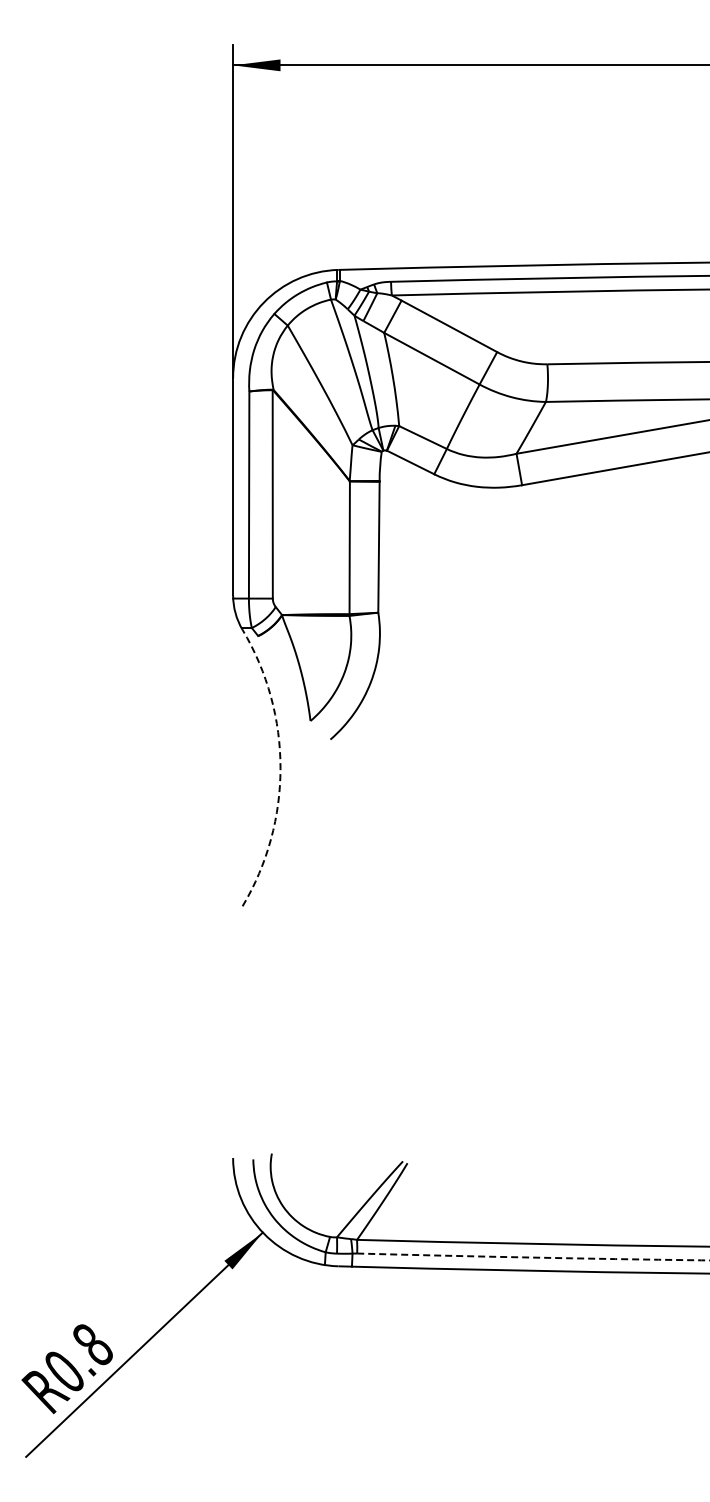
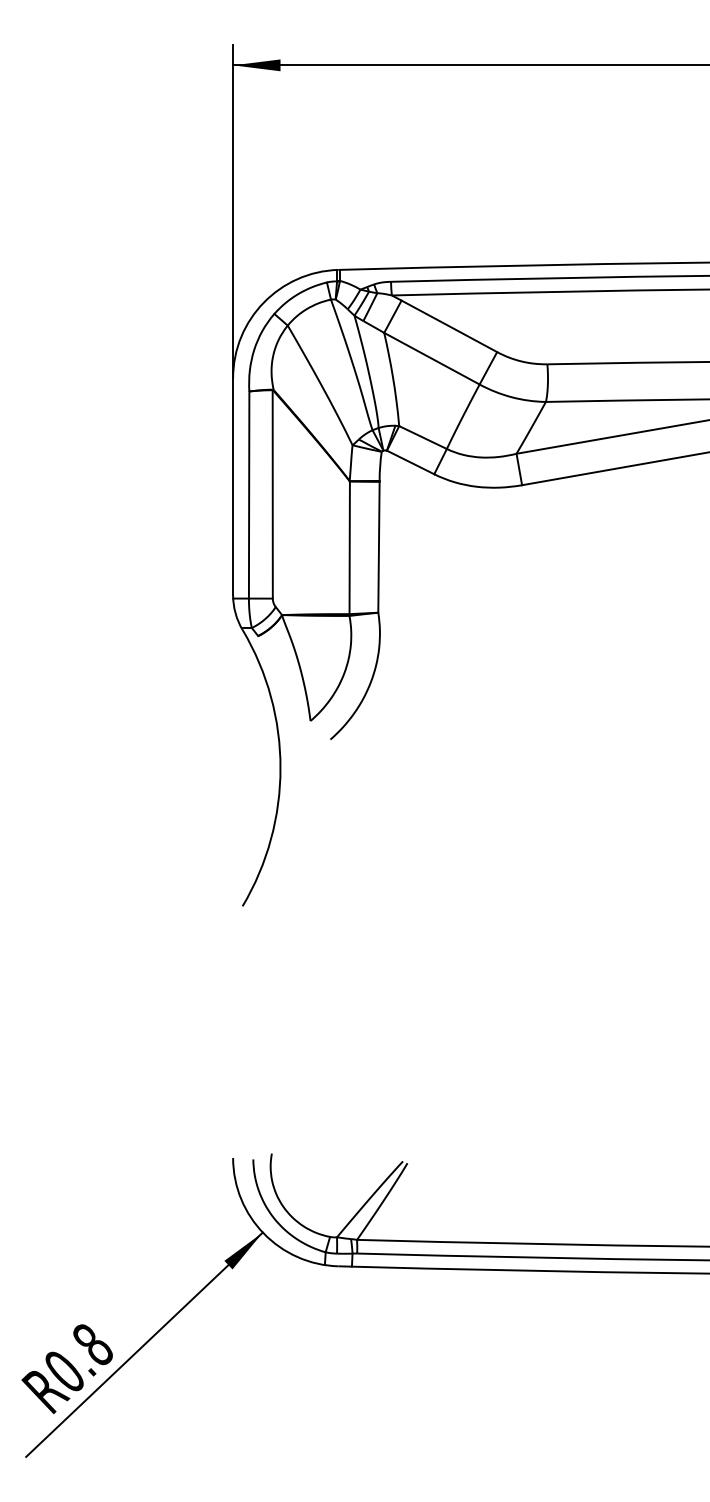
arc: dashed -> solid (280, 768)
arc: dashed -> solid (533, 1257)
